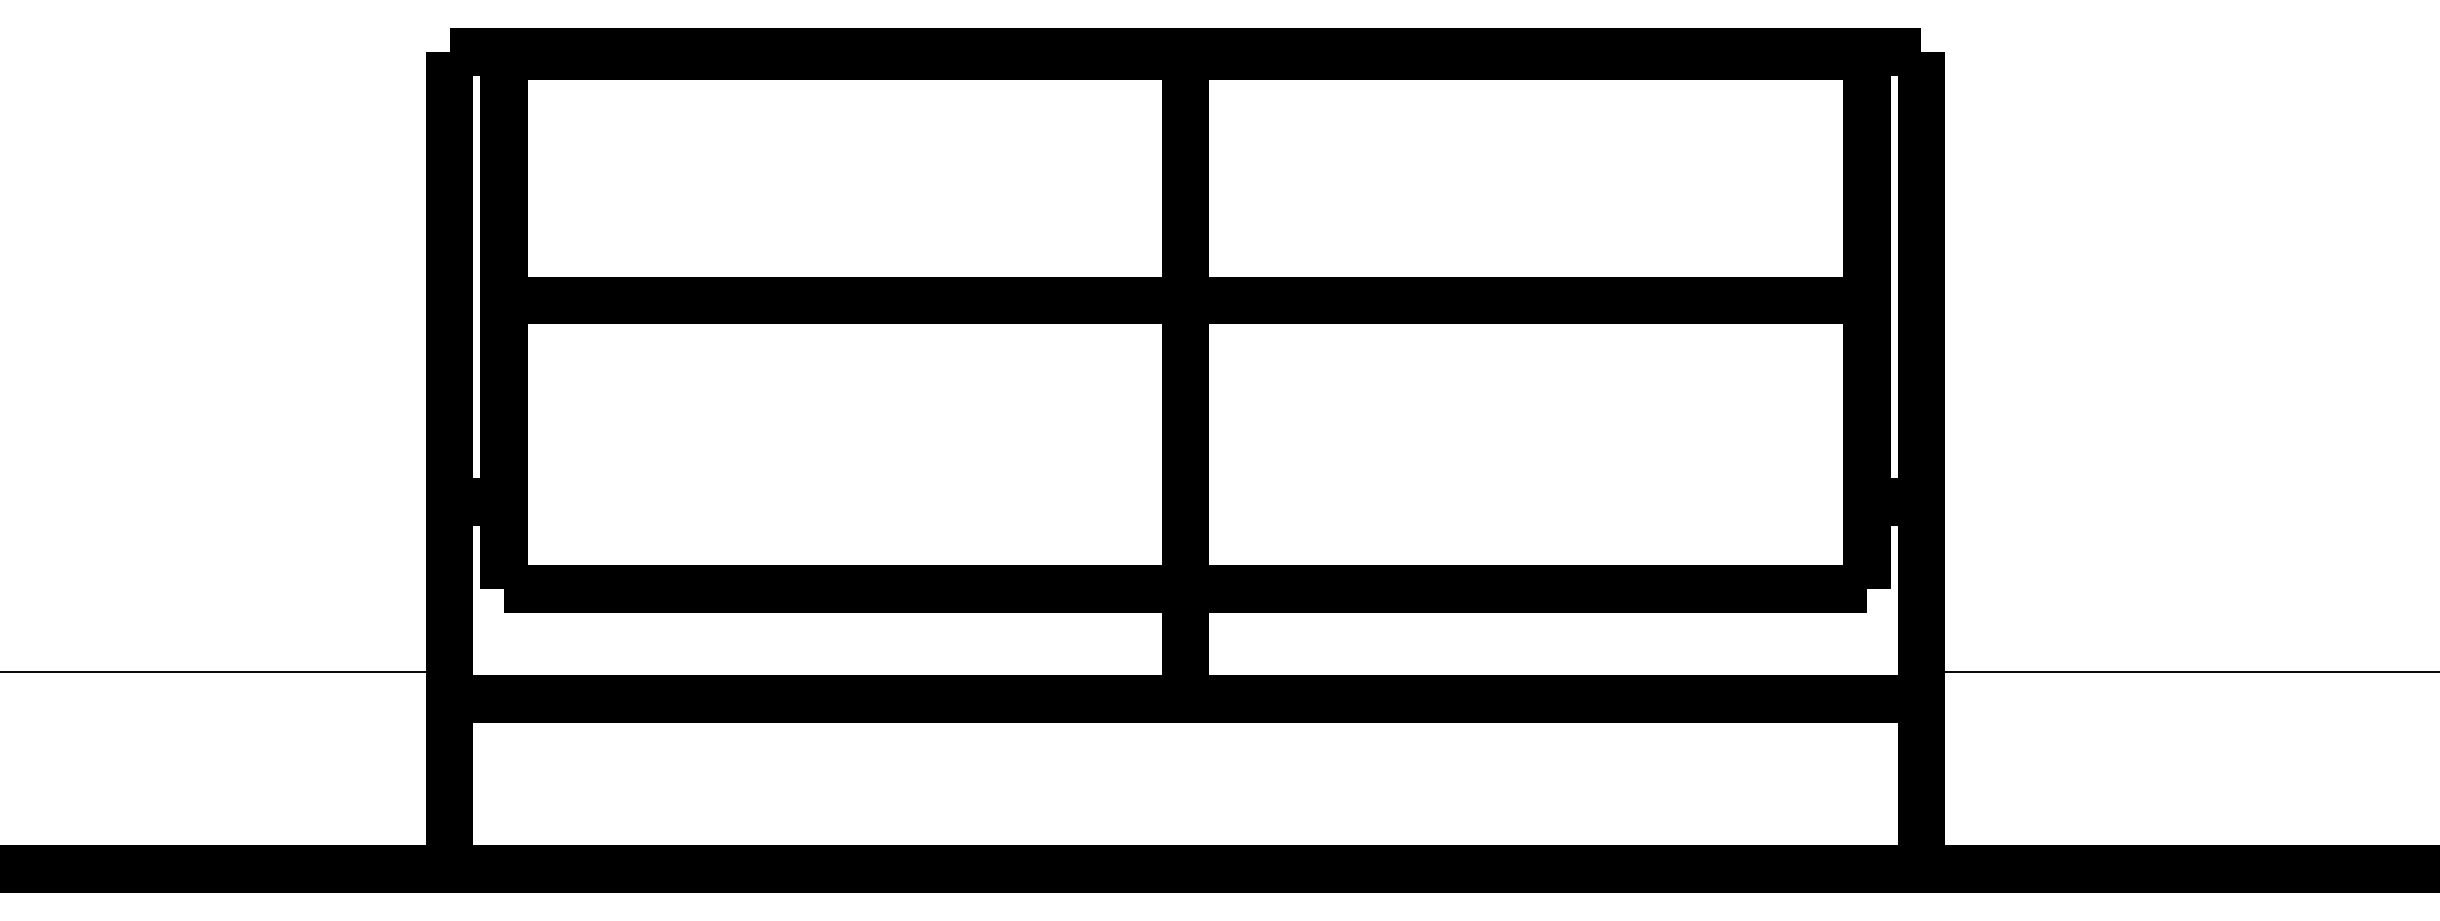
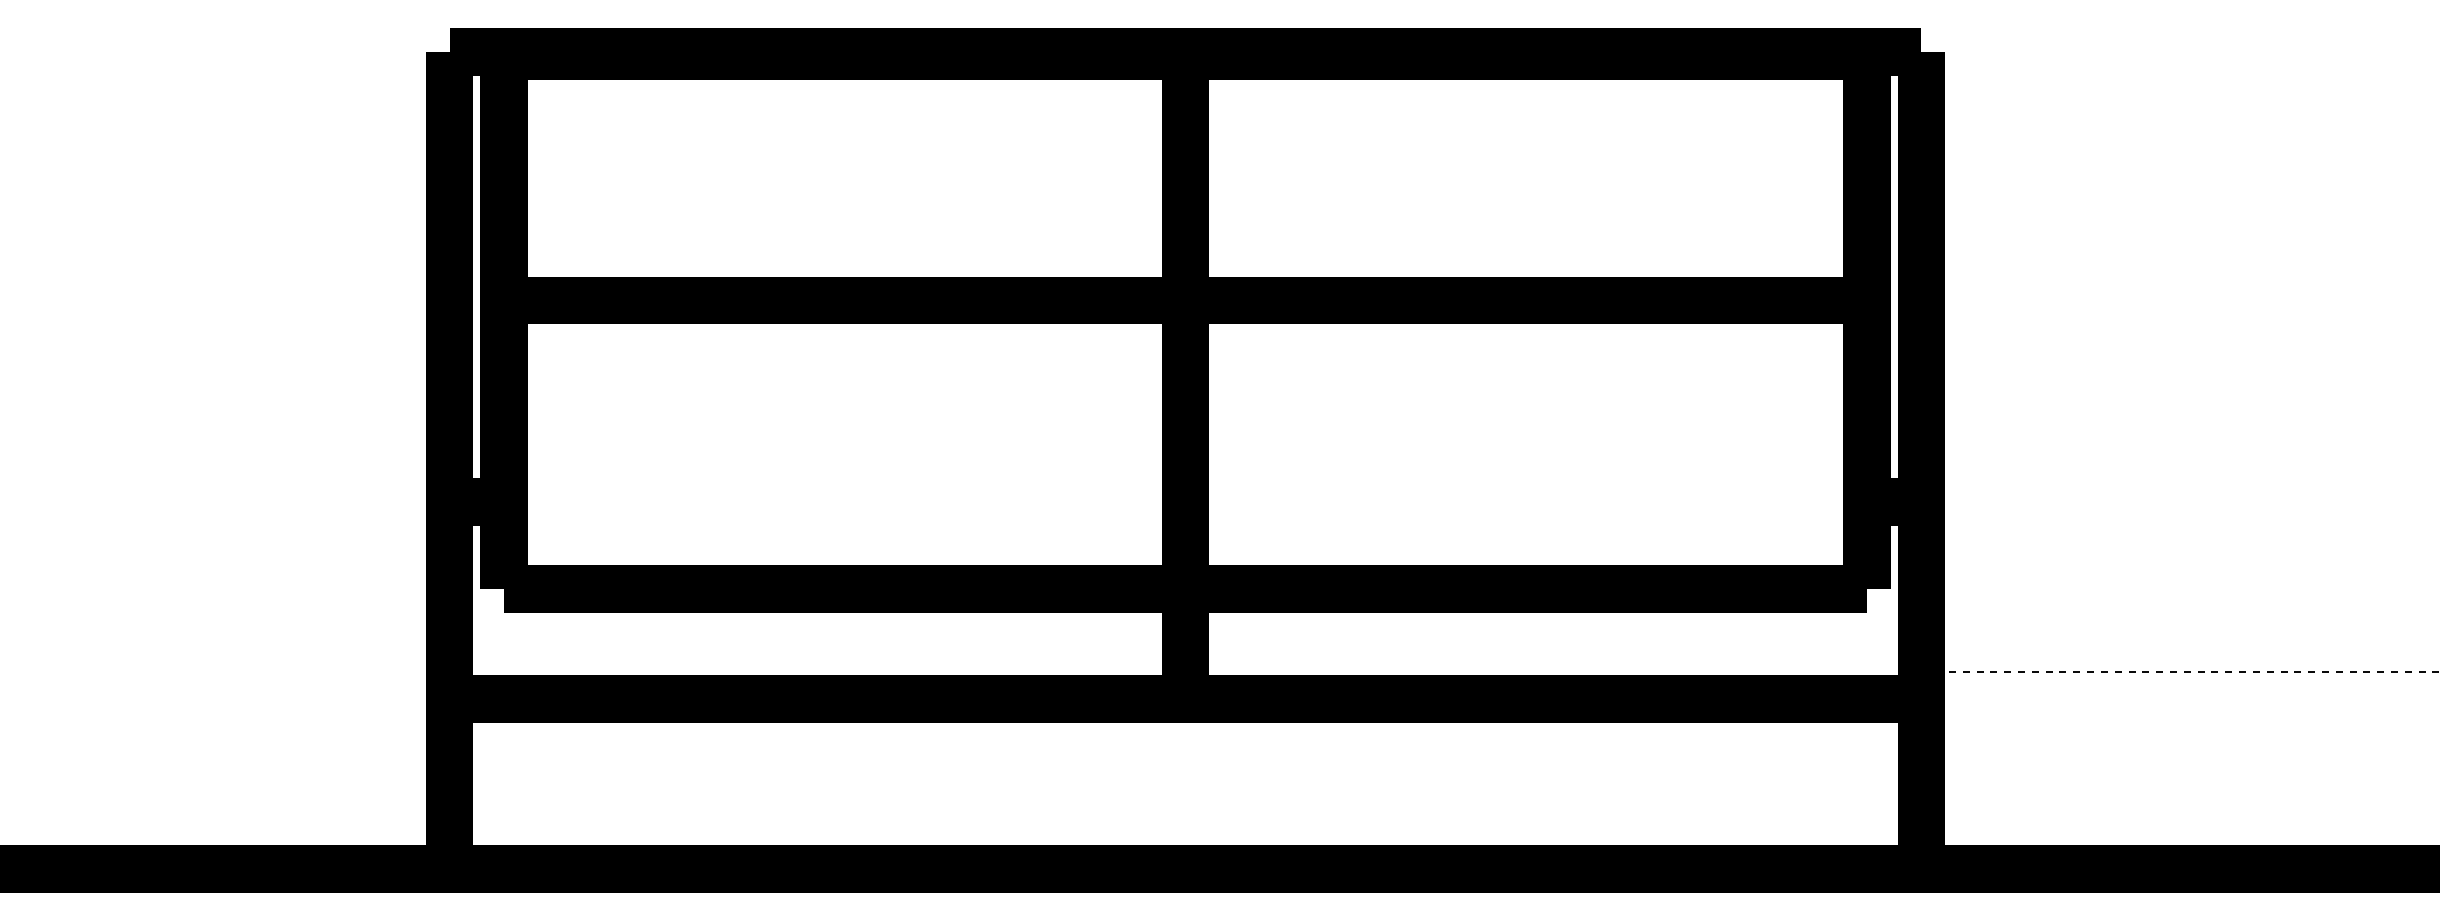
line: present -> none (225, 672)
line: solid -> dashed (2180, 672)
